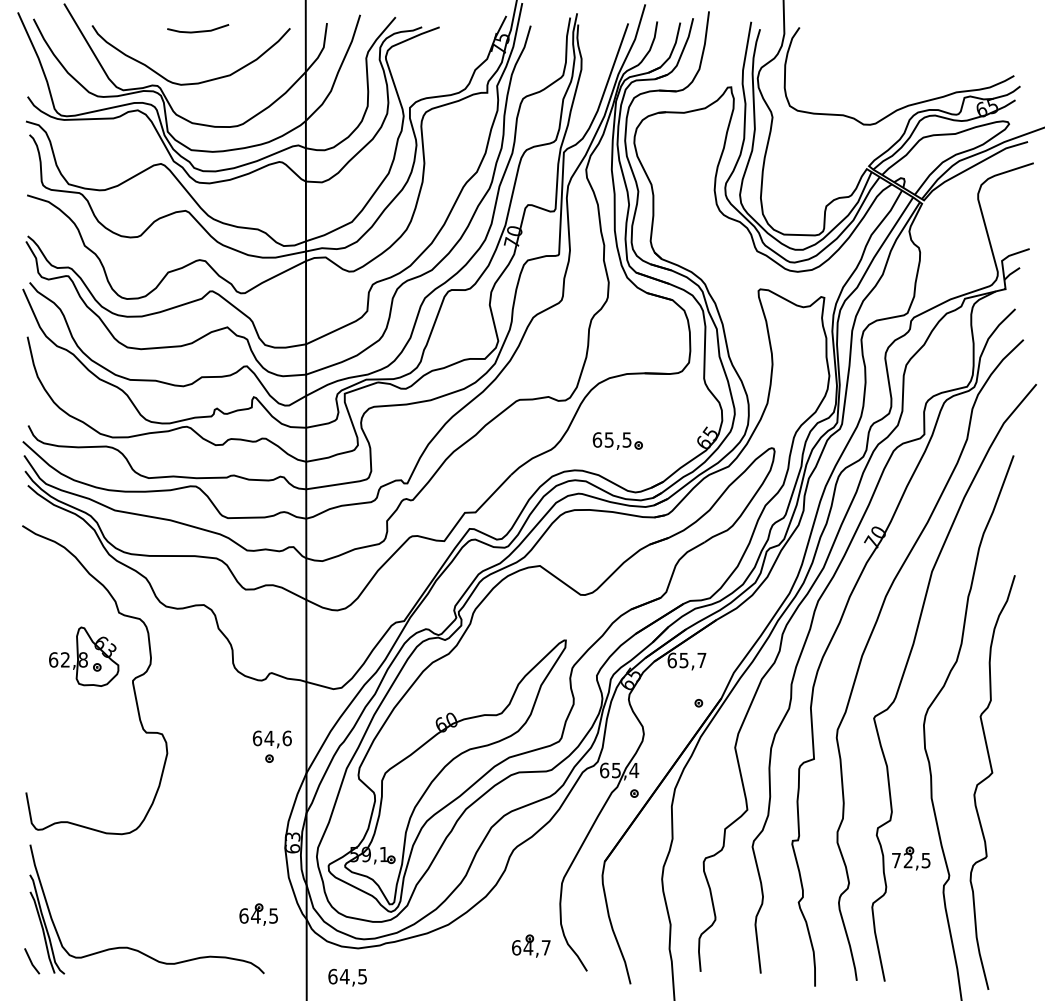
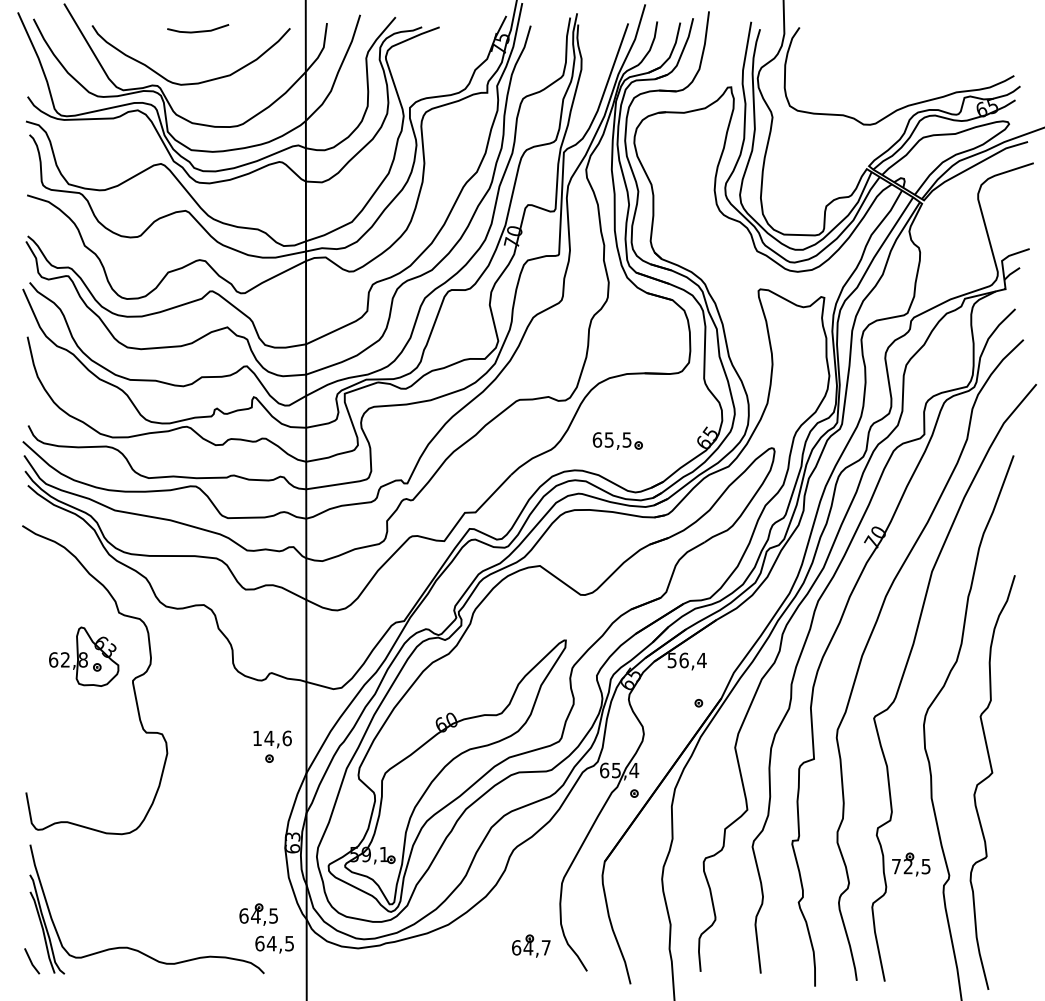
text: 65,7 -> 56,4 (686, 660)
text: 64,6 -> 14,6 (257, 738)
part position: (911, 858) -> (911, 864) (911, 864)
text position: (347, 977) -> (274, 944) (274, 944)
